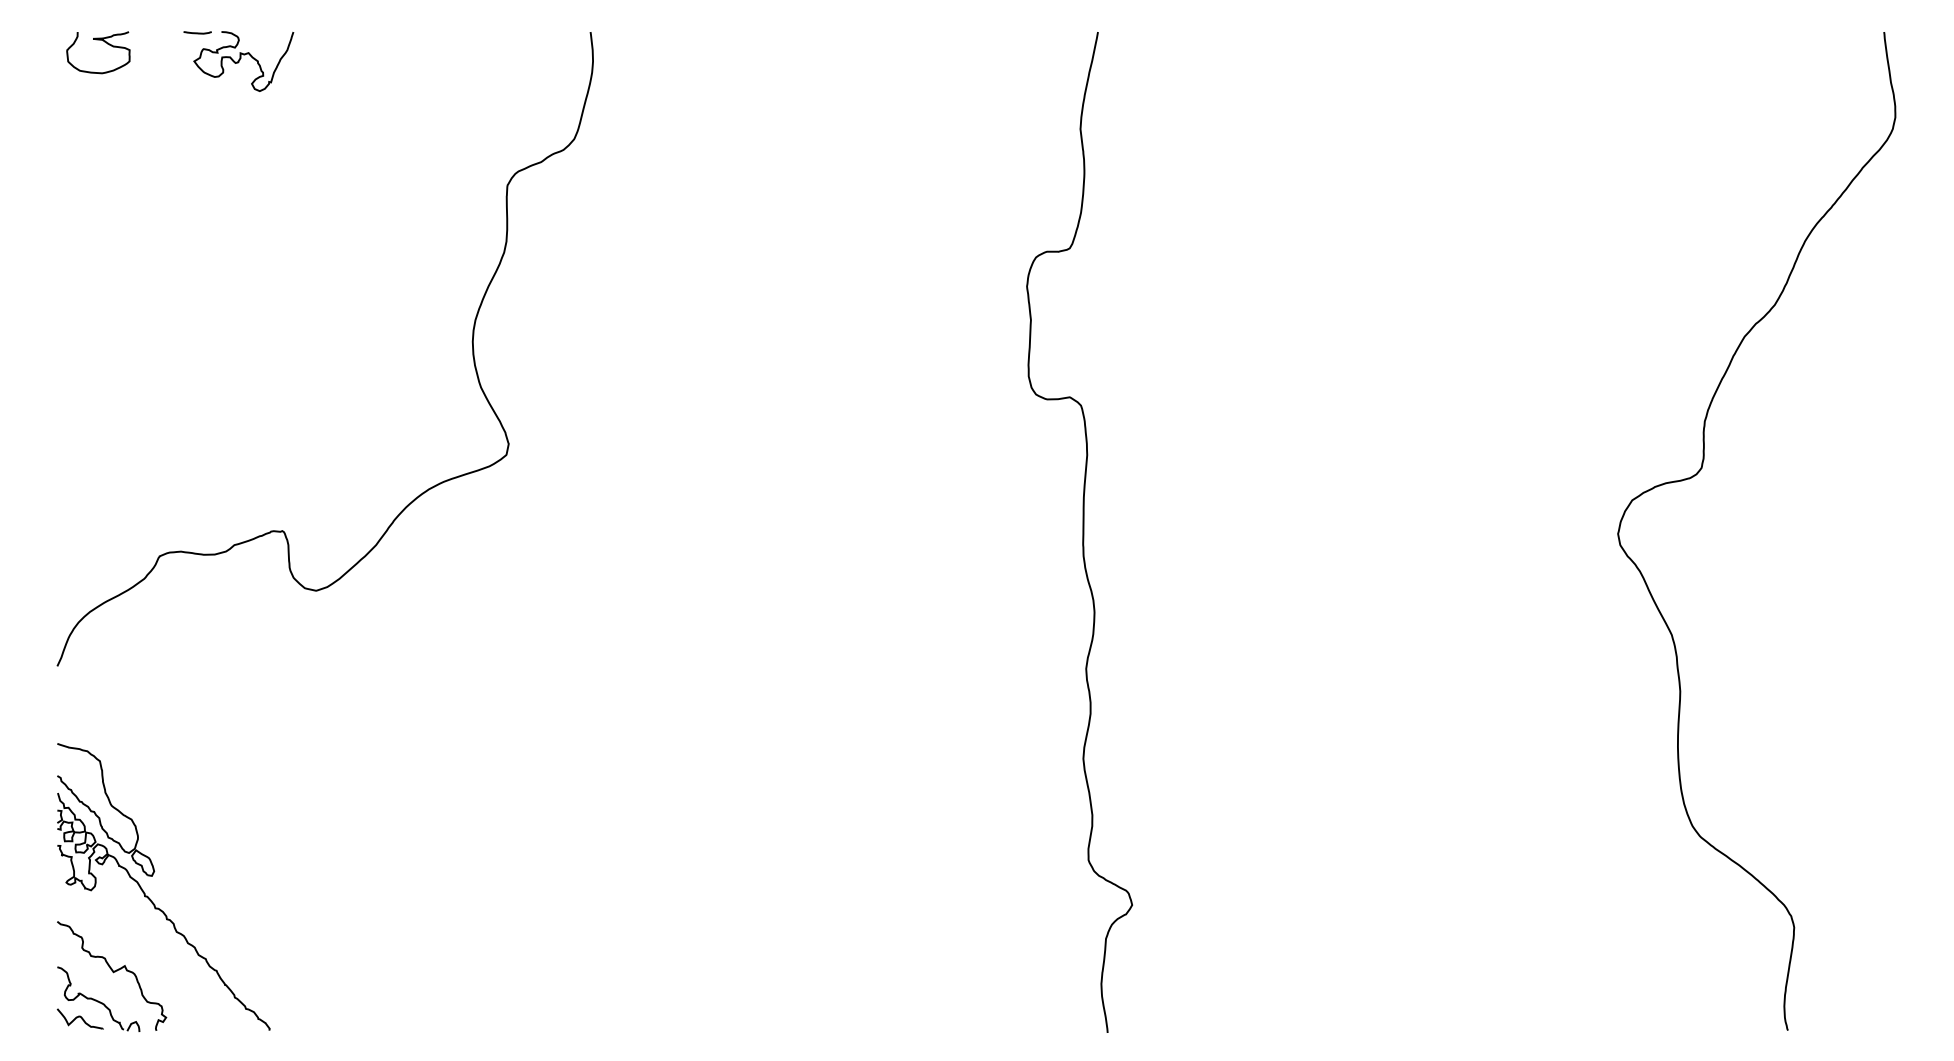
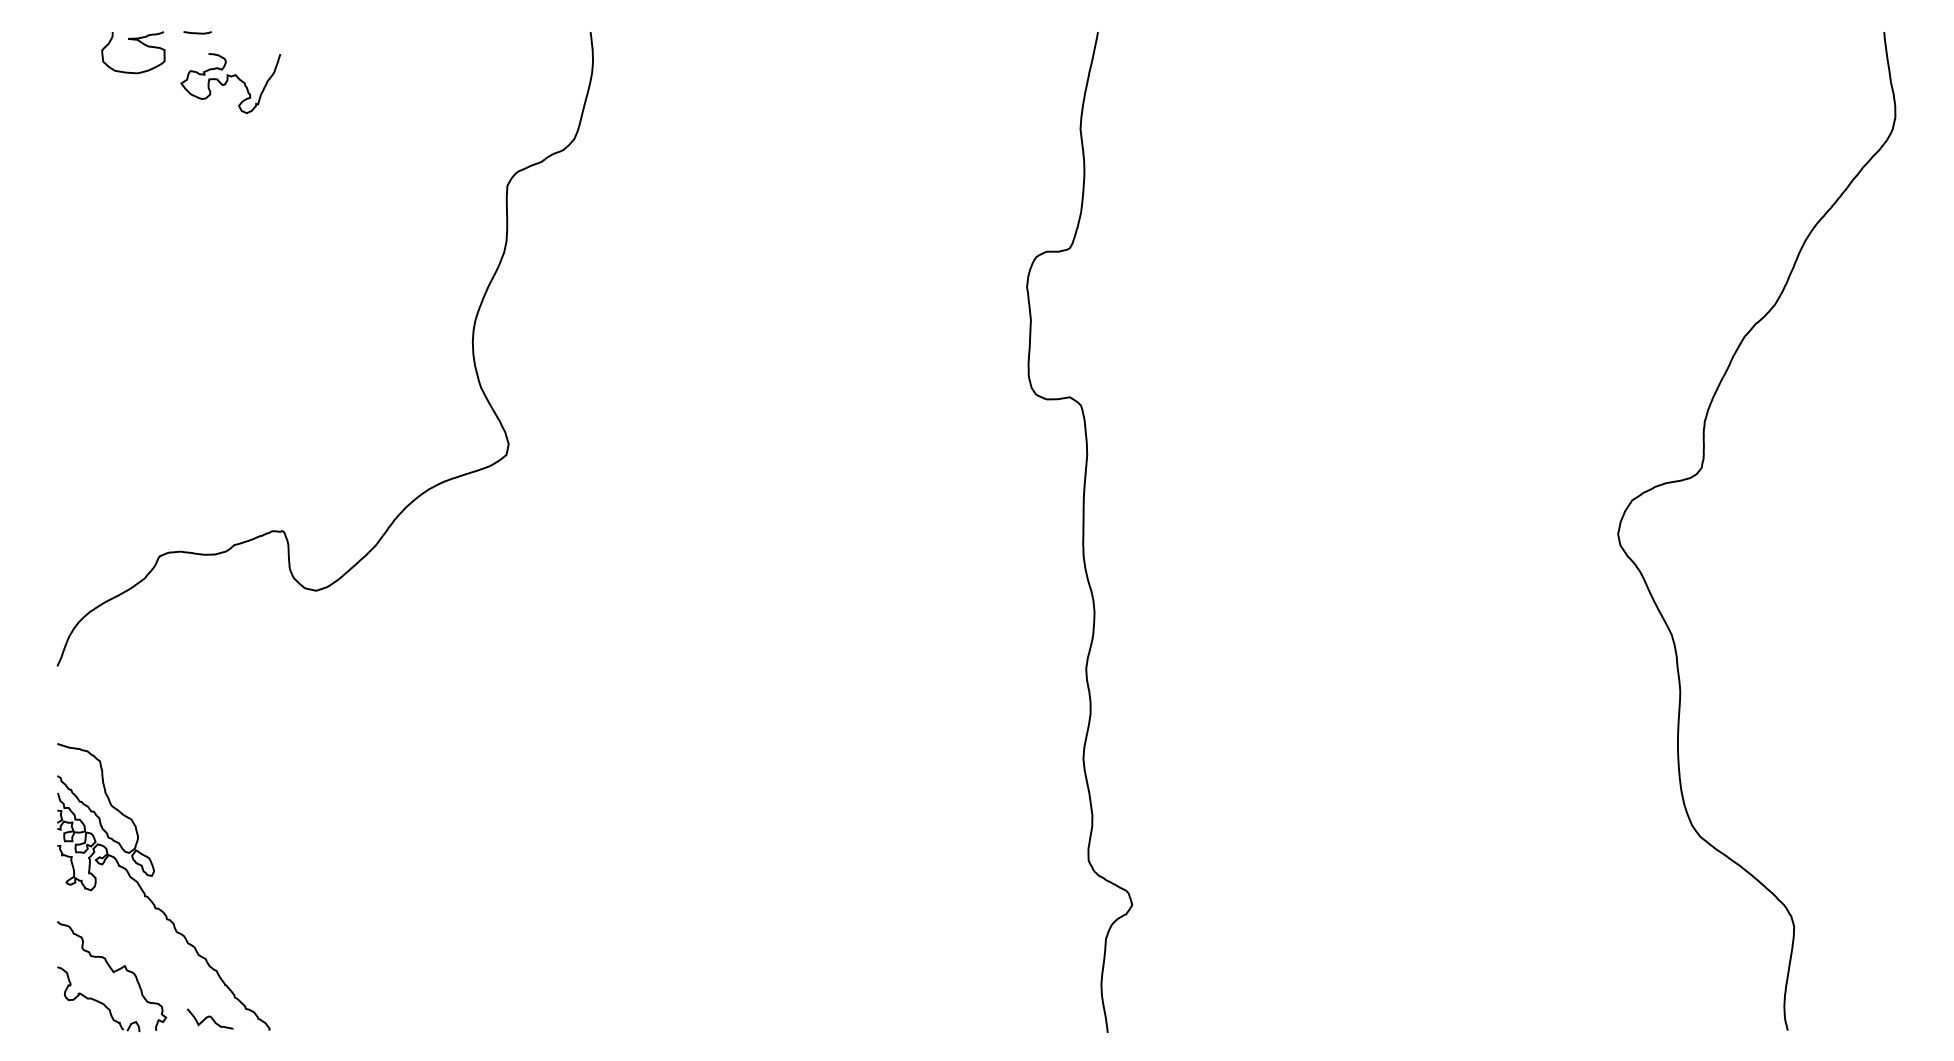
curve position: (104, 42) -> (139, 42) (139, 42)
curve position: (240, 60) -> (227, 82) (227, 82)
curve position: (79, 1017) -> (209, 1017) (209, 1017)
